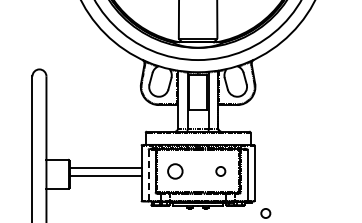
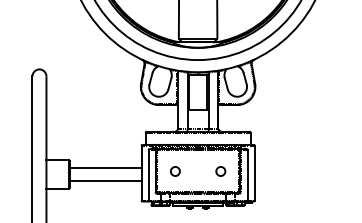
circle size: 17x17 px -> 11x11 px (175, 171)
line position: (105, 175) -> (105, 180) (105, 180)
line: dashed -> solid (148, 175)
circle: present -> none (265, 213)
